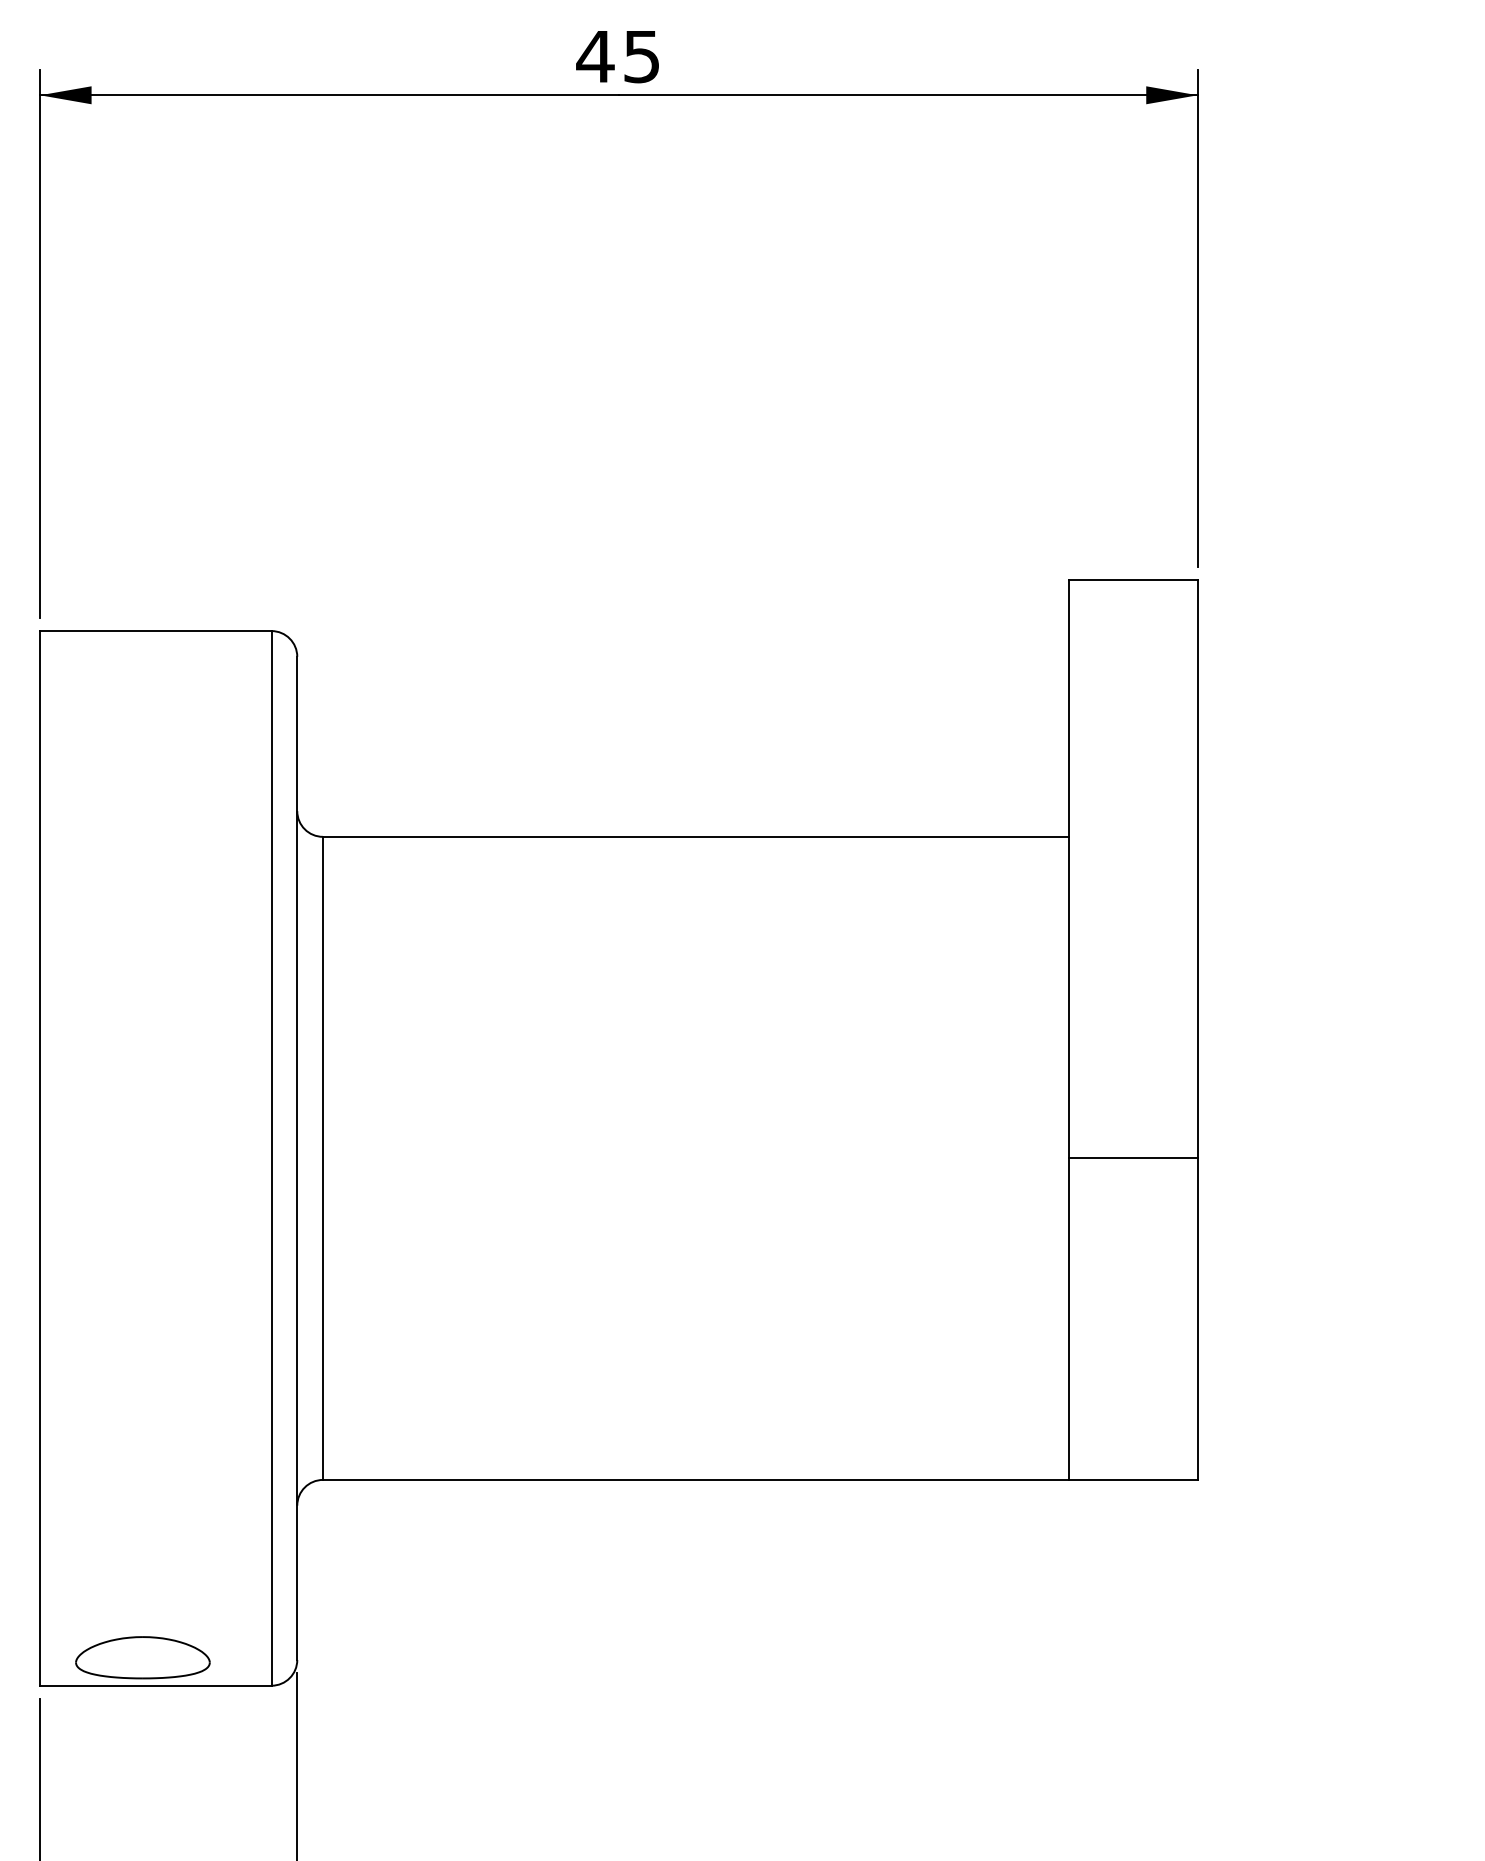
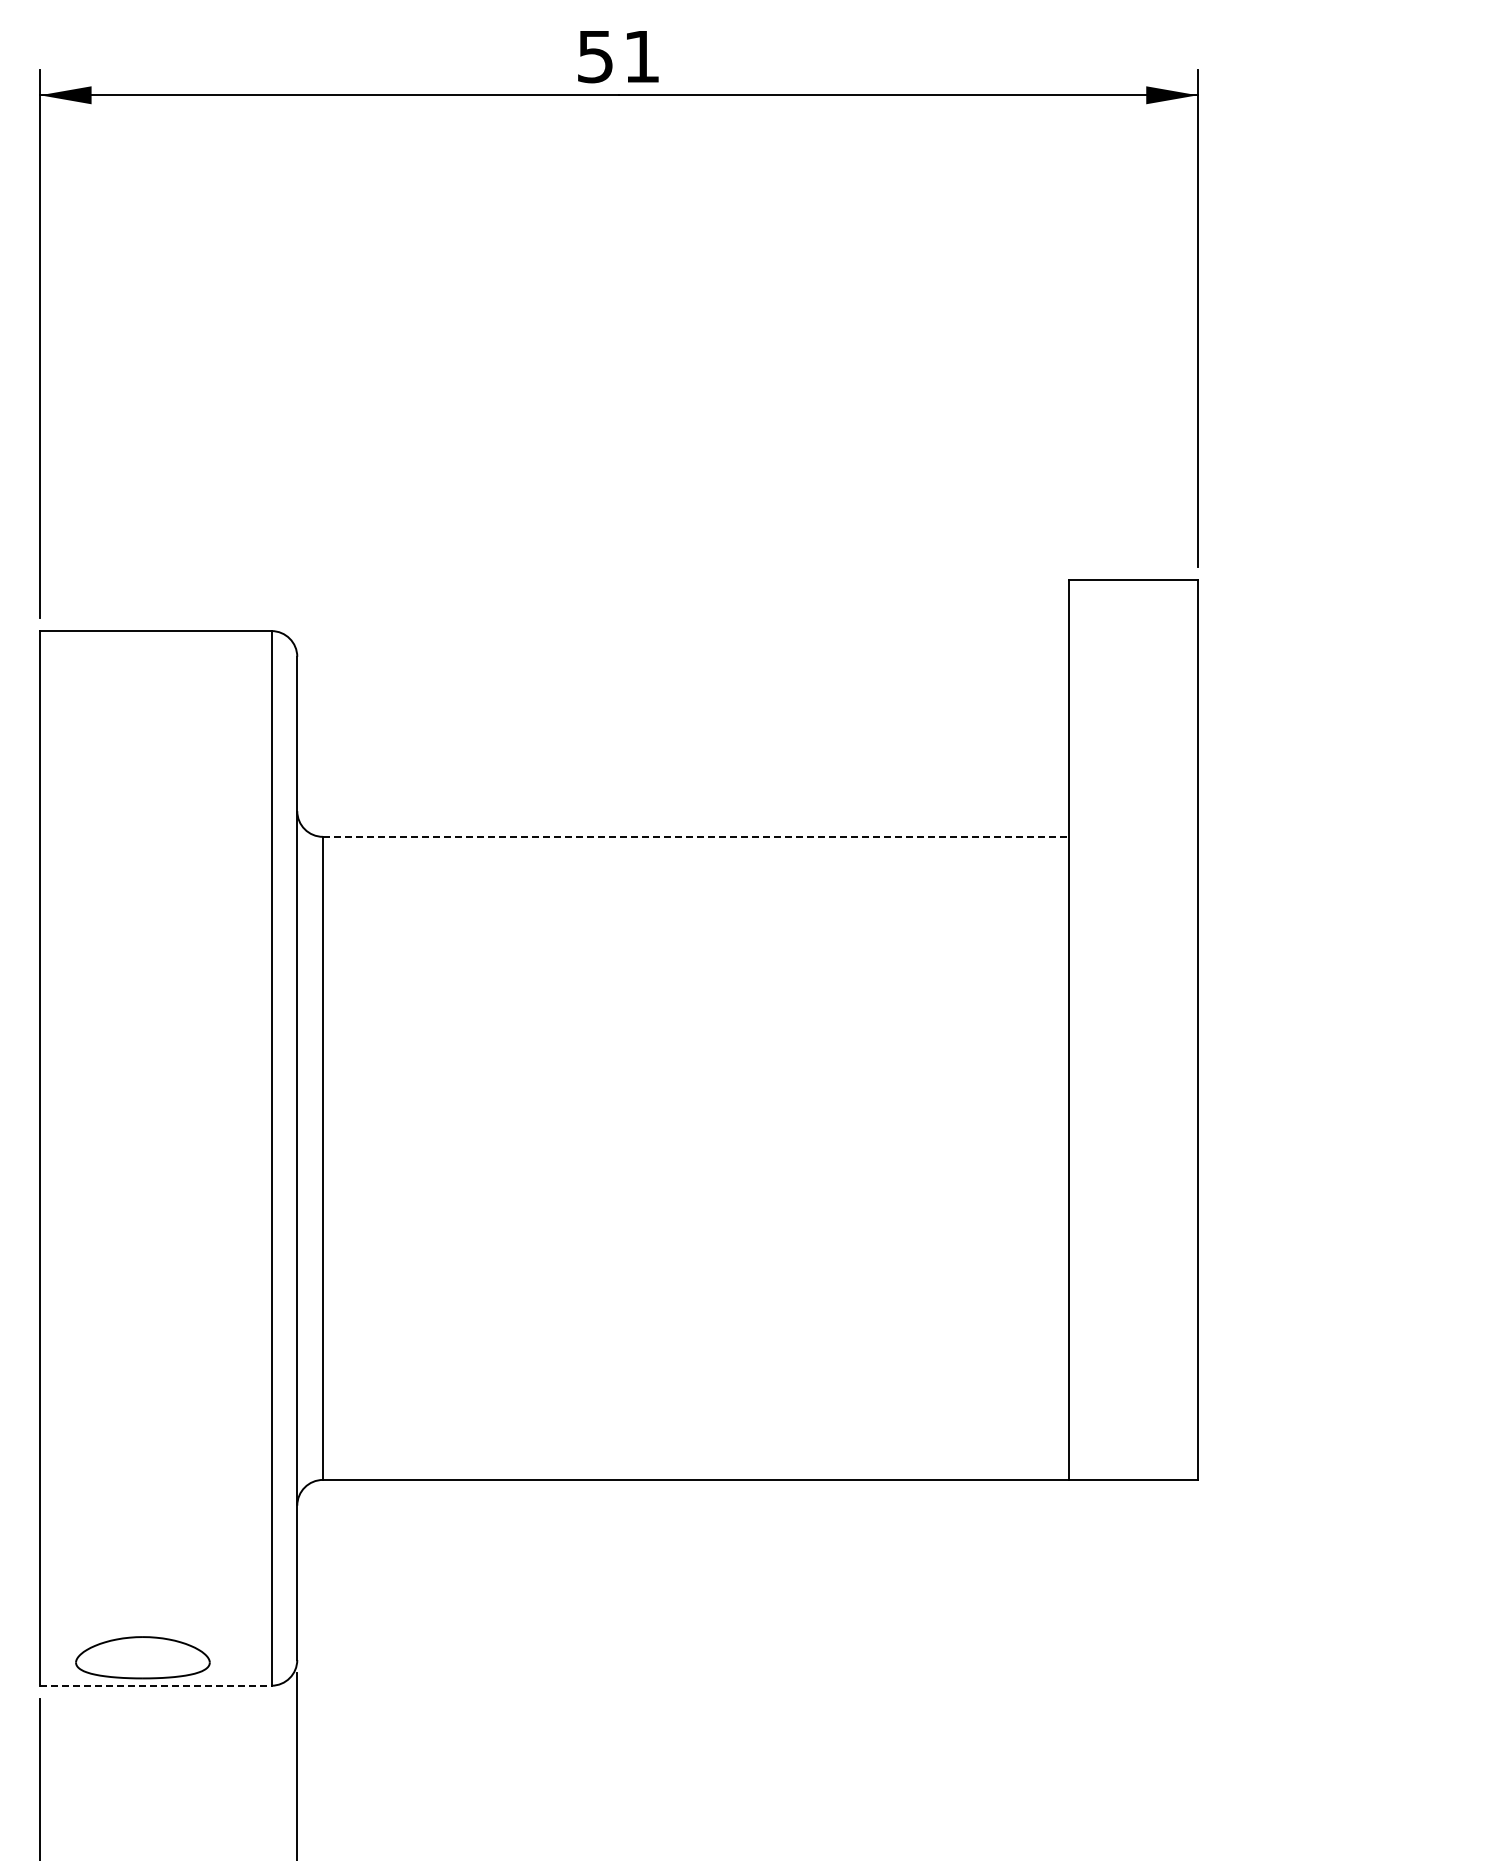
text: 45 -> 51 (617, 57)
line: solid -> dashed (695, 836)
line: present -> none (1132, 1158)
line: solid -> dashed (155, 1685)
